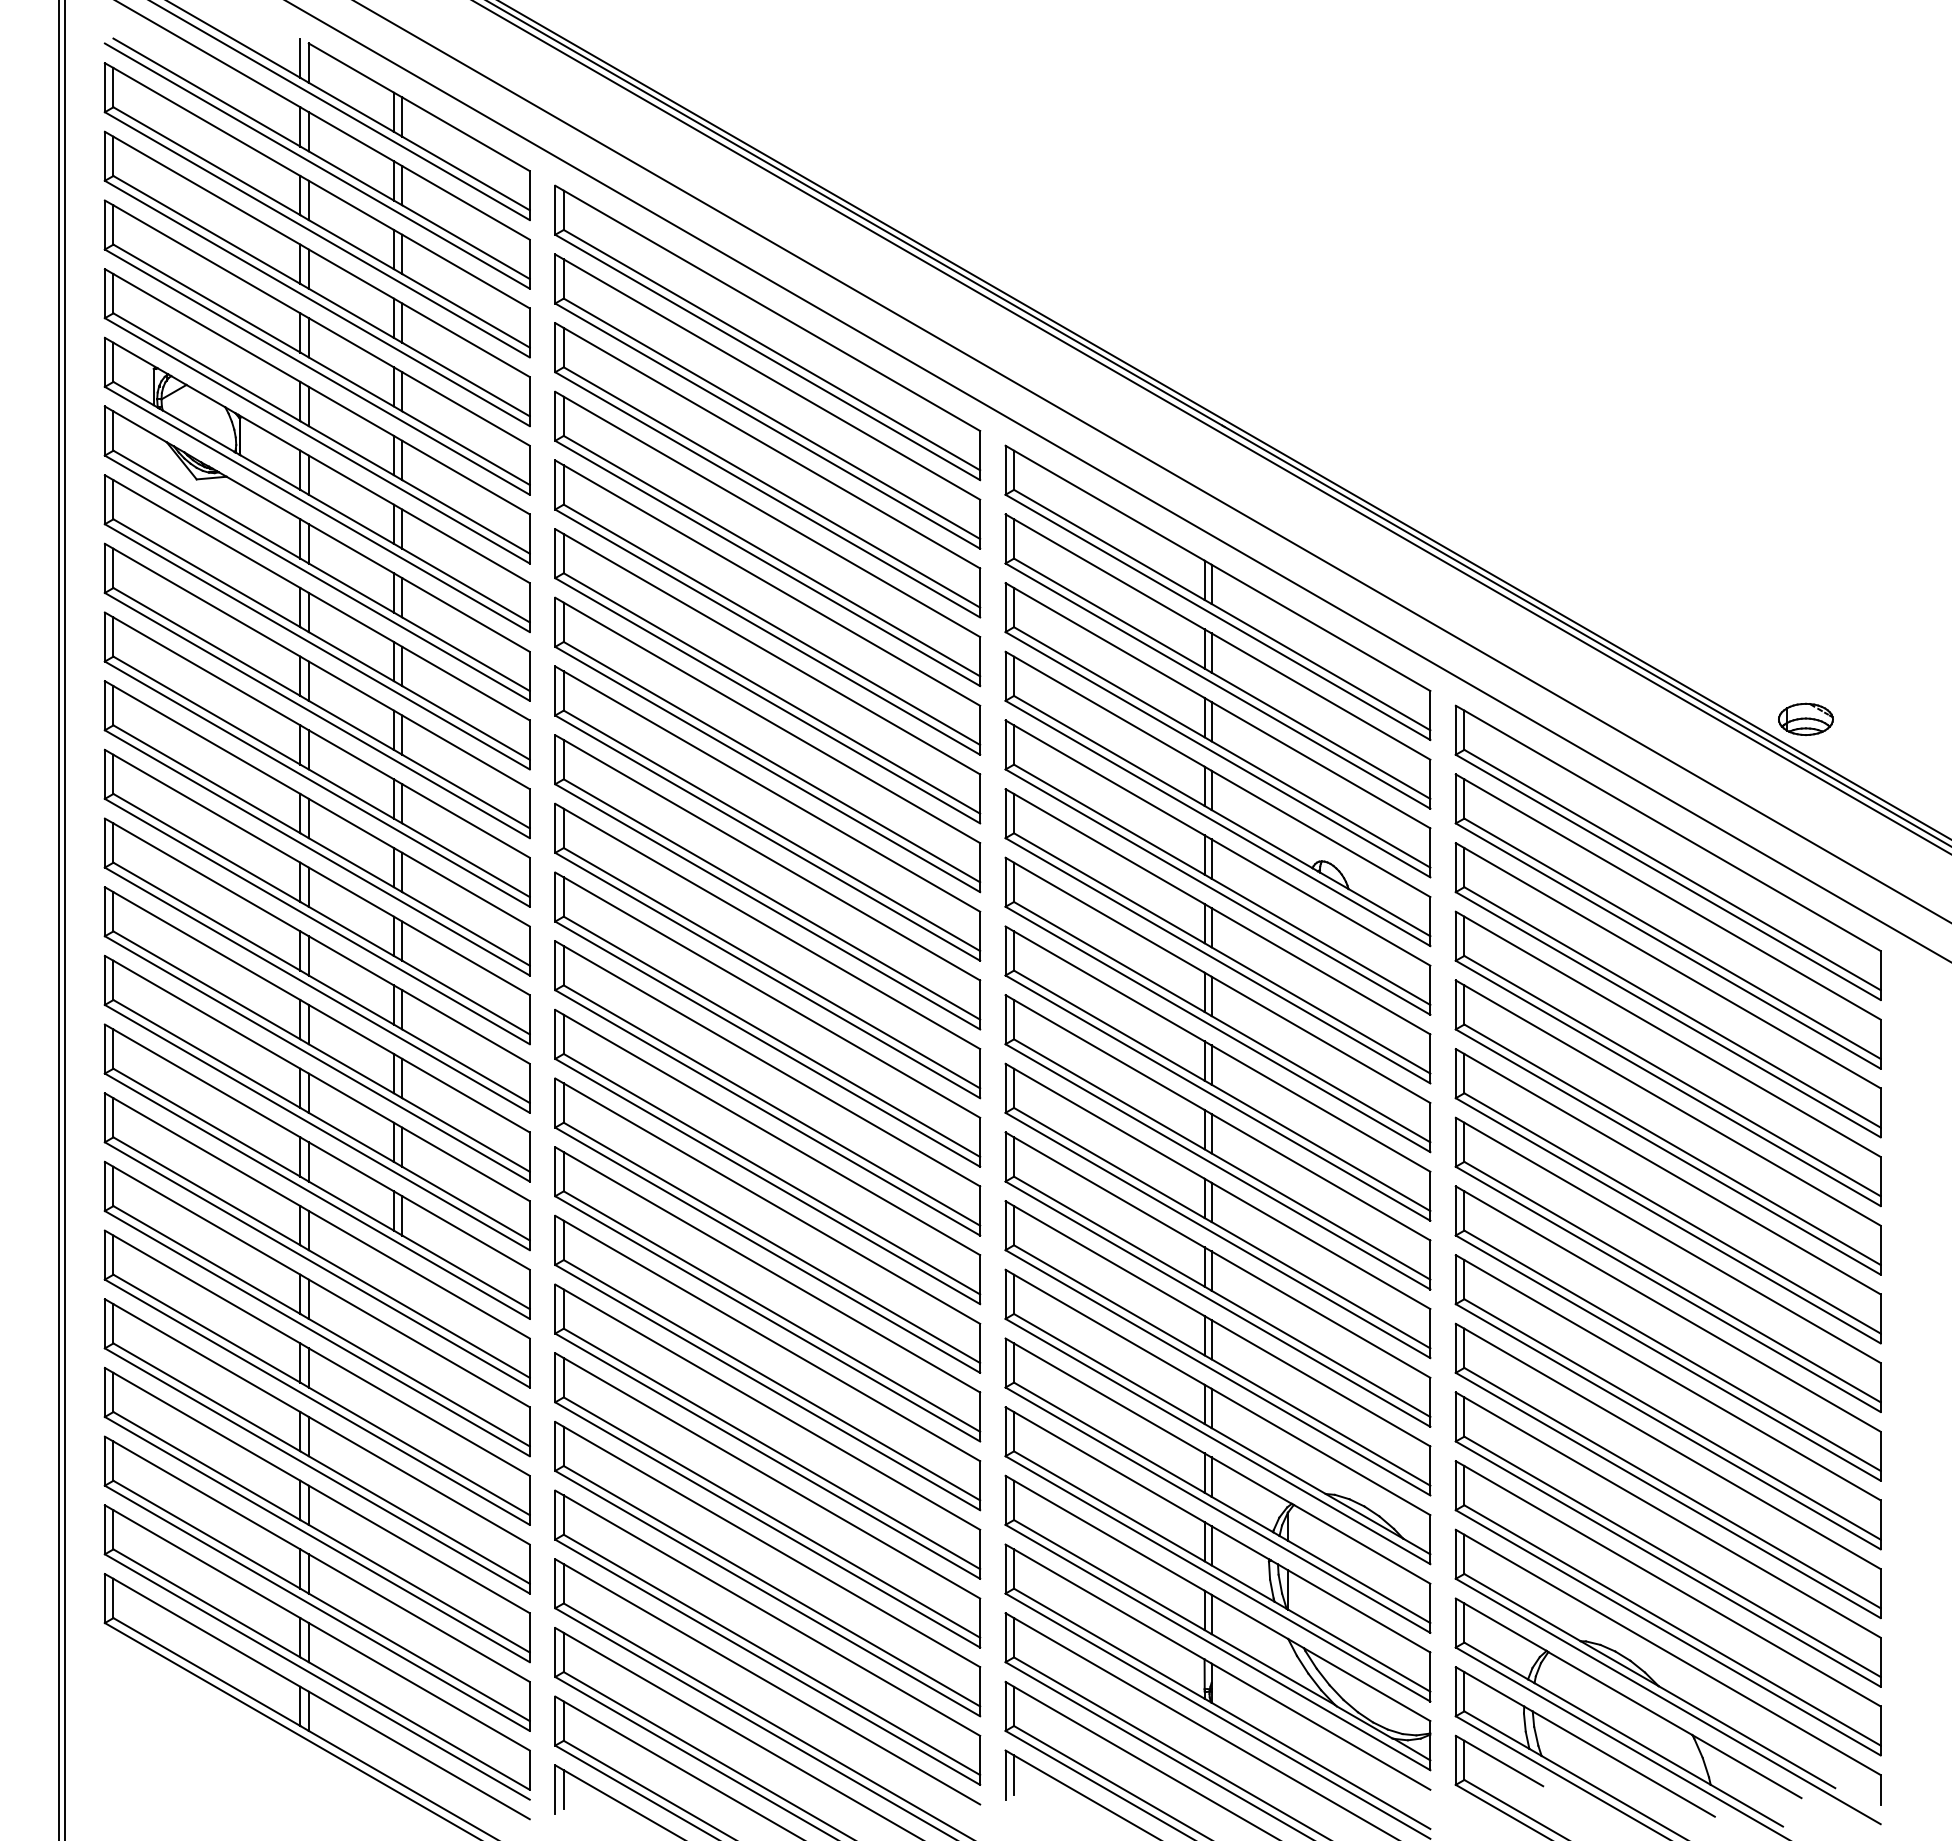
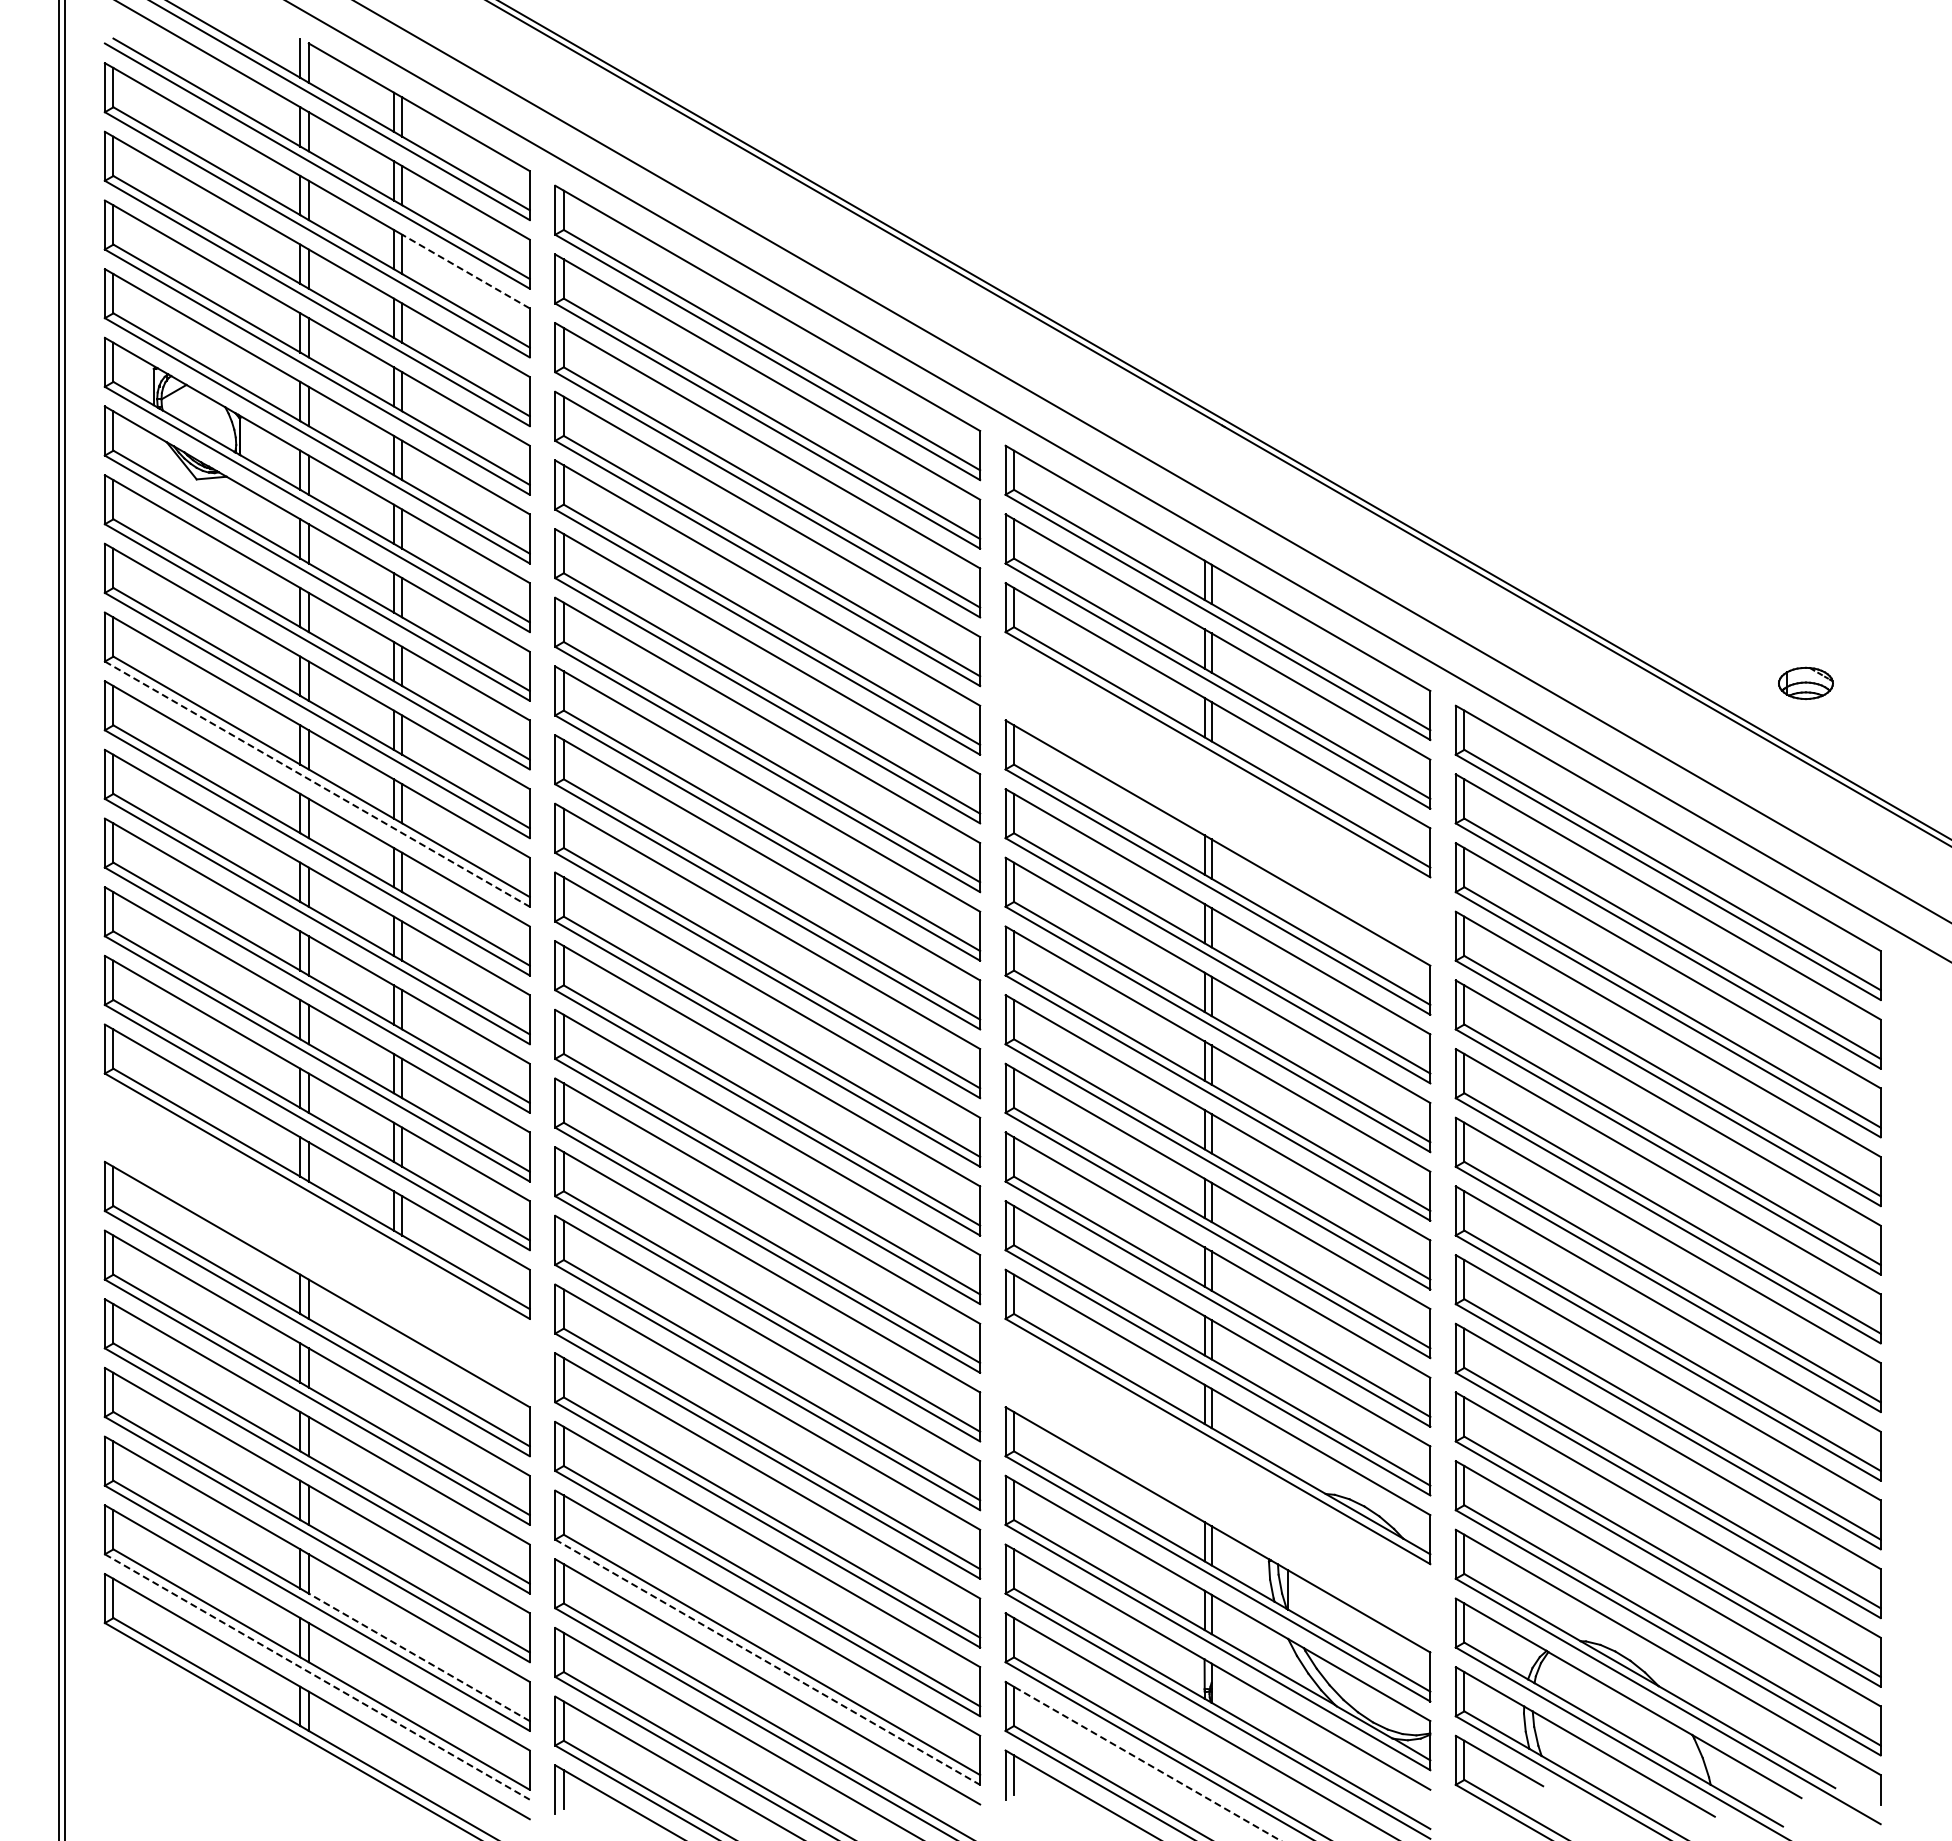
line: solid -> dashed (466, 271)
line: present -> none (1211, 427)
part position: (1805, 718) -> (1805, 682) (1805, 682)
line: solid -> dashed (317, 784)
part: present -> none (1217, 798)
part: present -> none (316, 1240)
part: present -> none (1217, 1485)
line: solid -> dashed (419, 1657)
line: solid -> dashed (768, 1662)
line: solid -> dashed (317, 1677)
line: solid -> dashed (1147, 1763)
